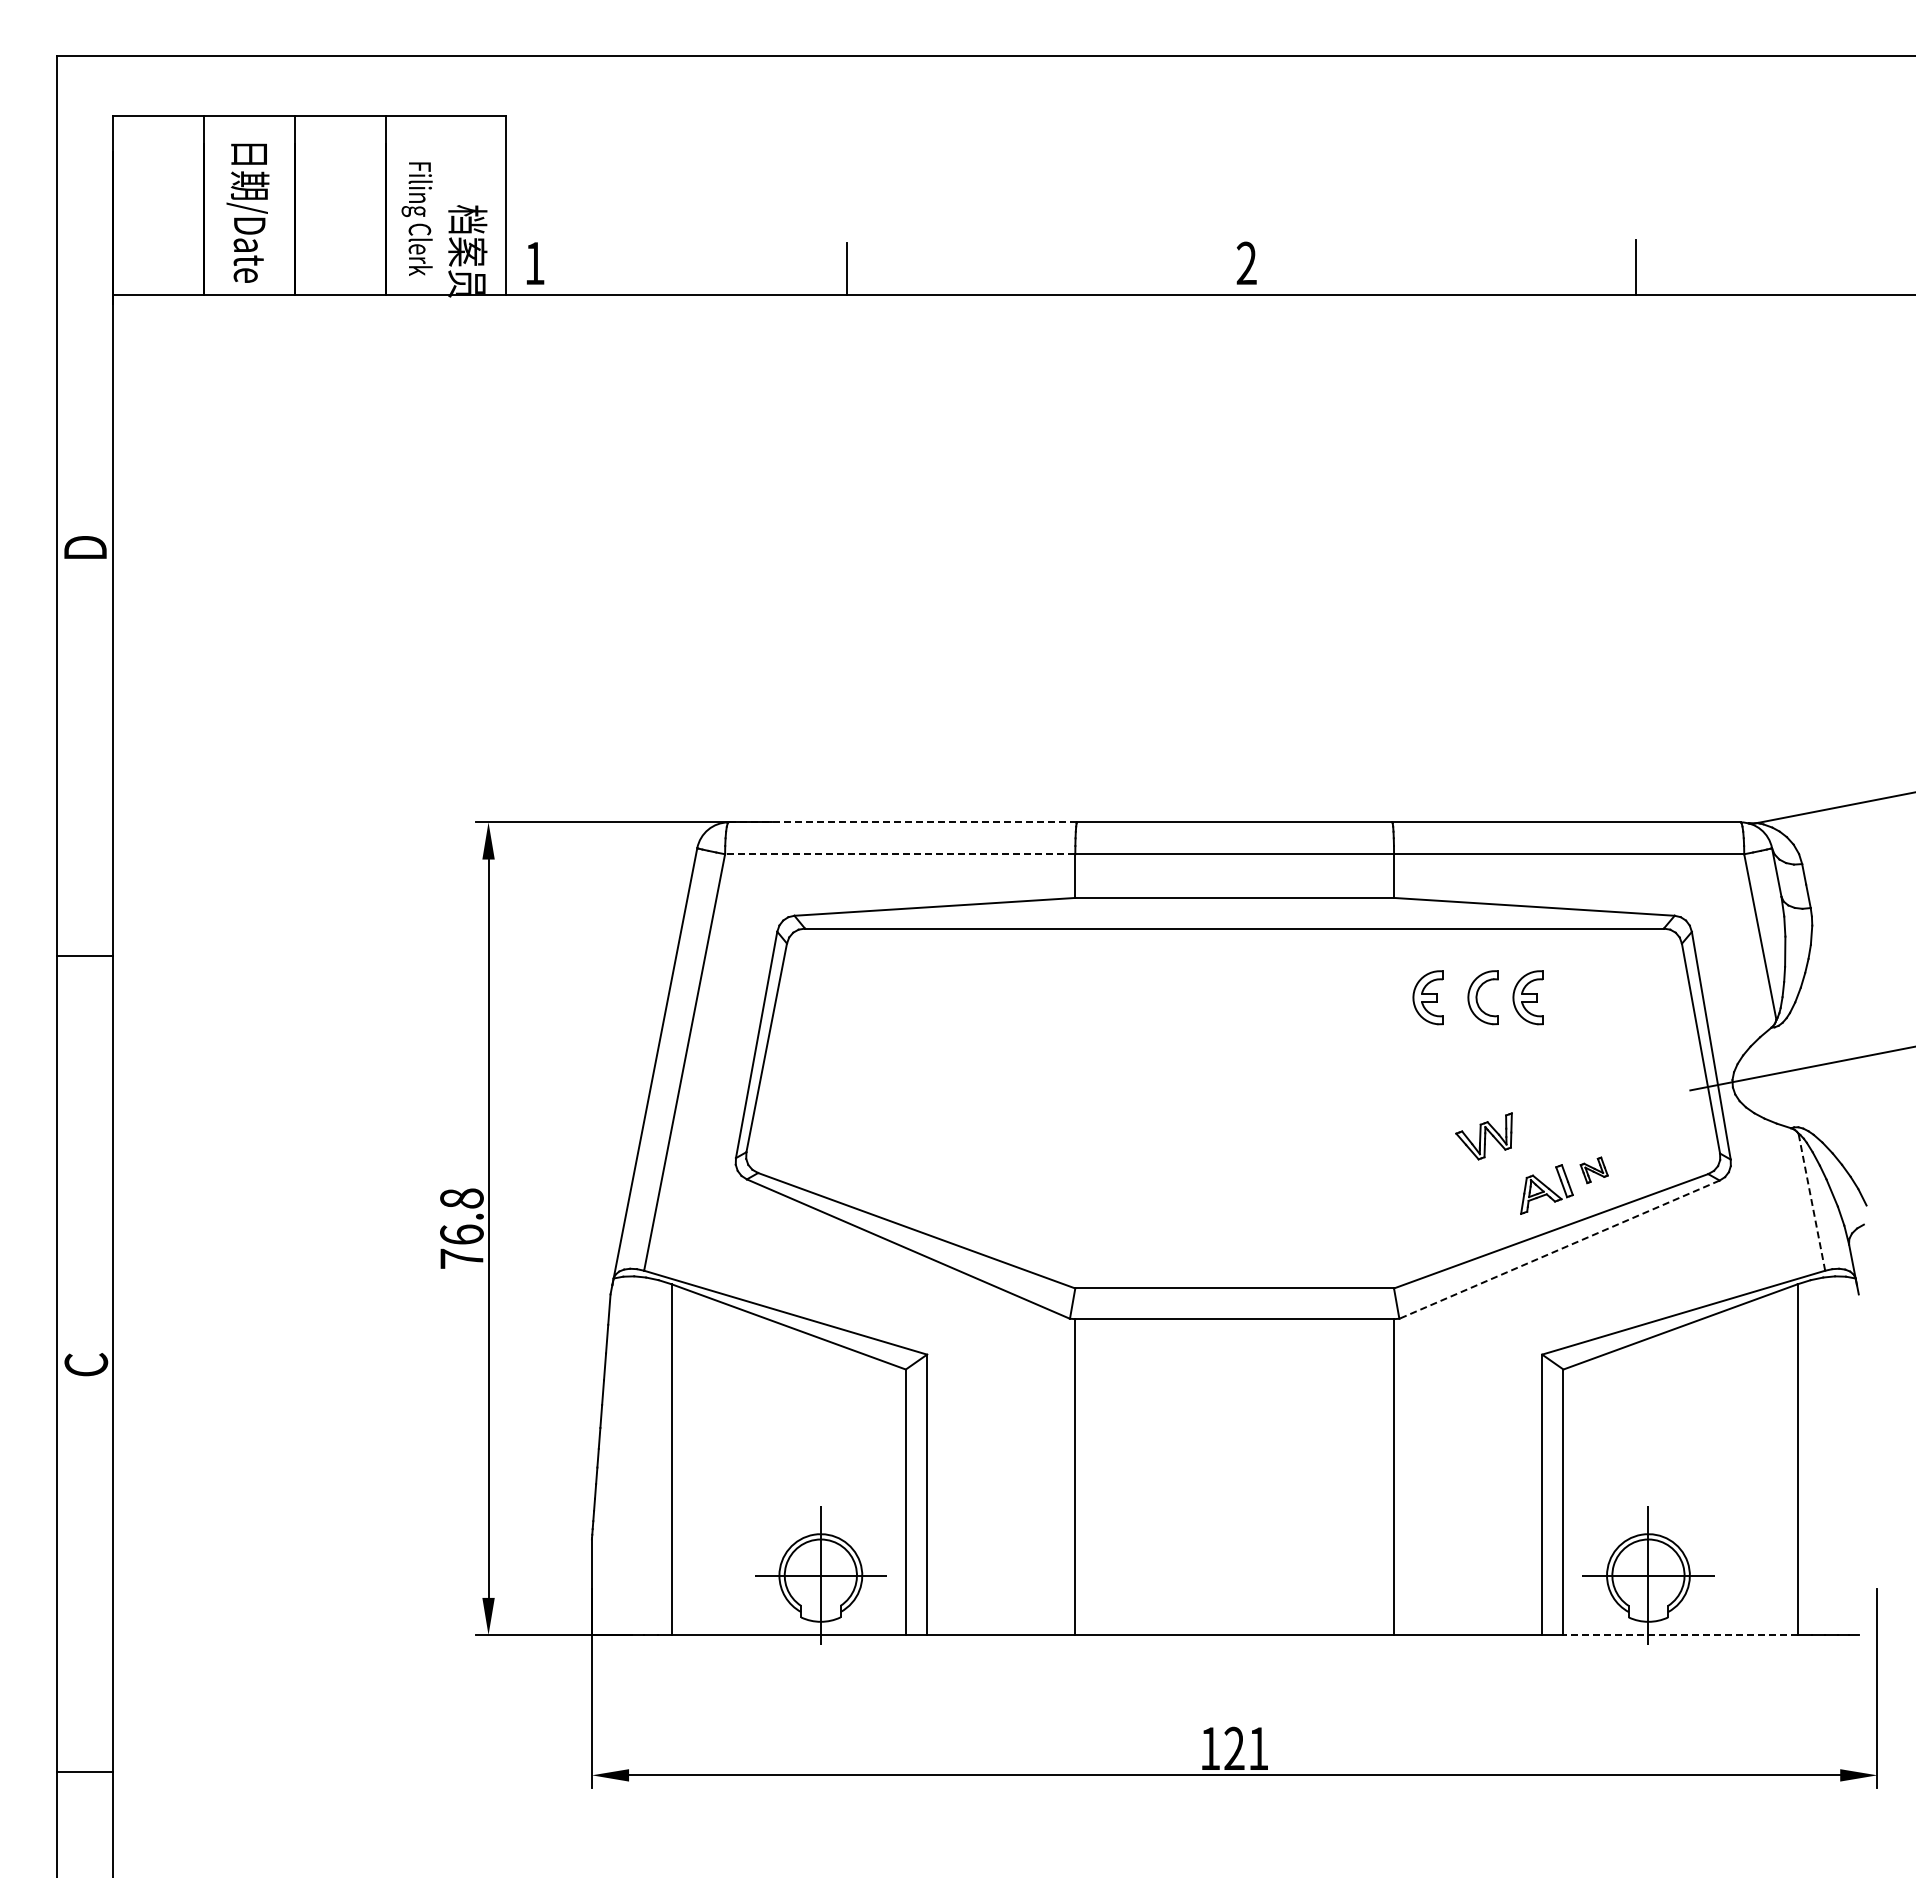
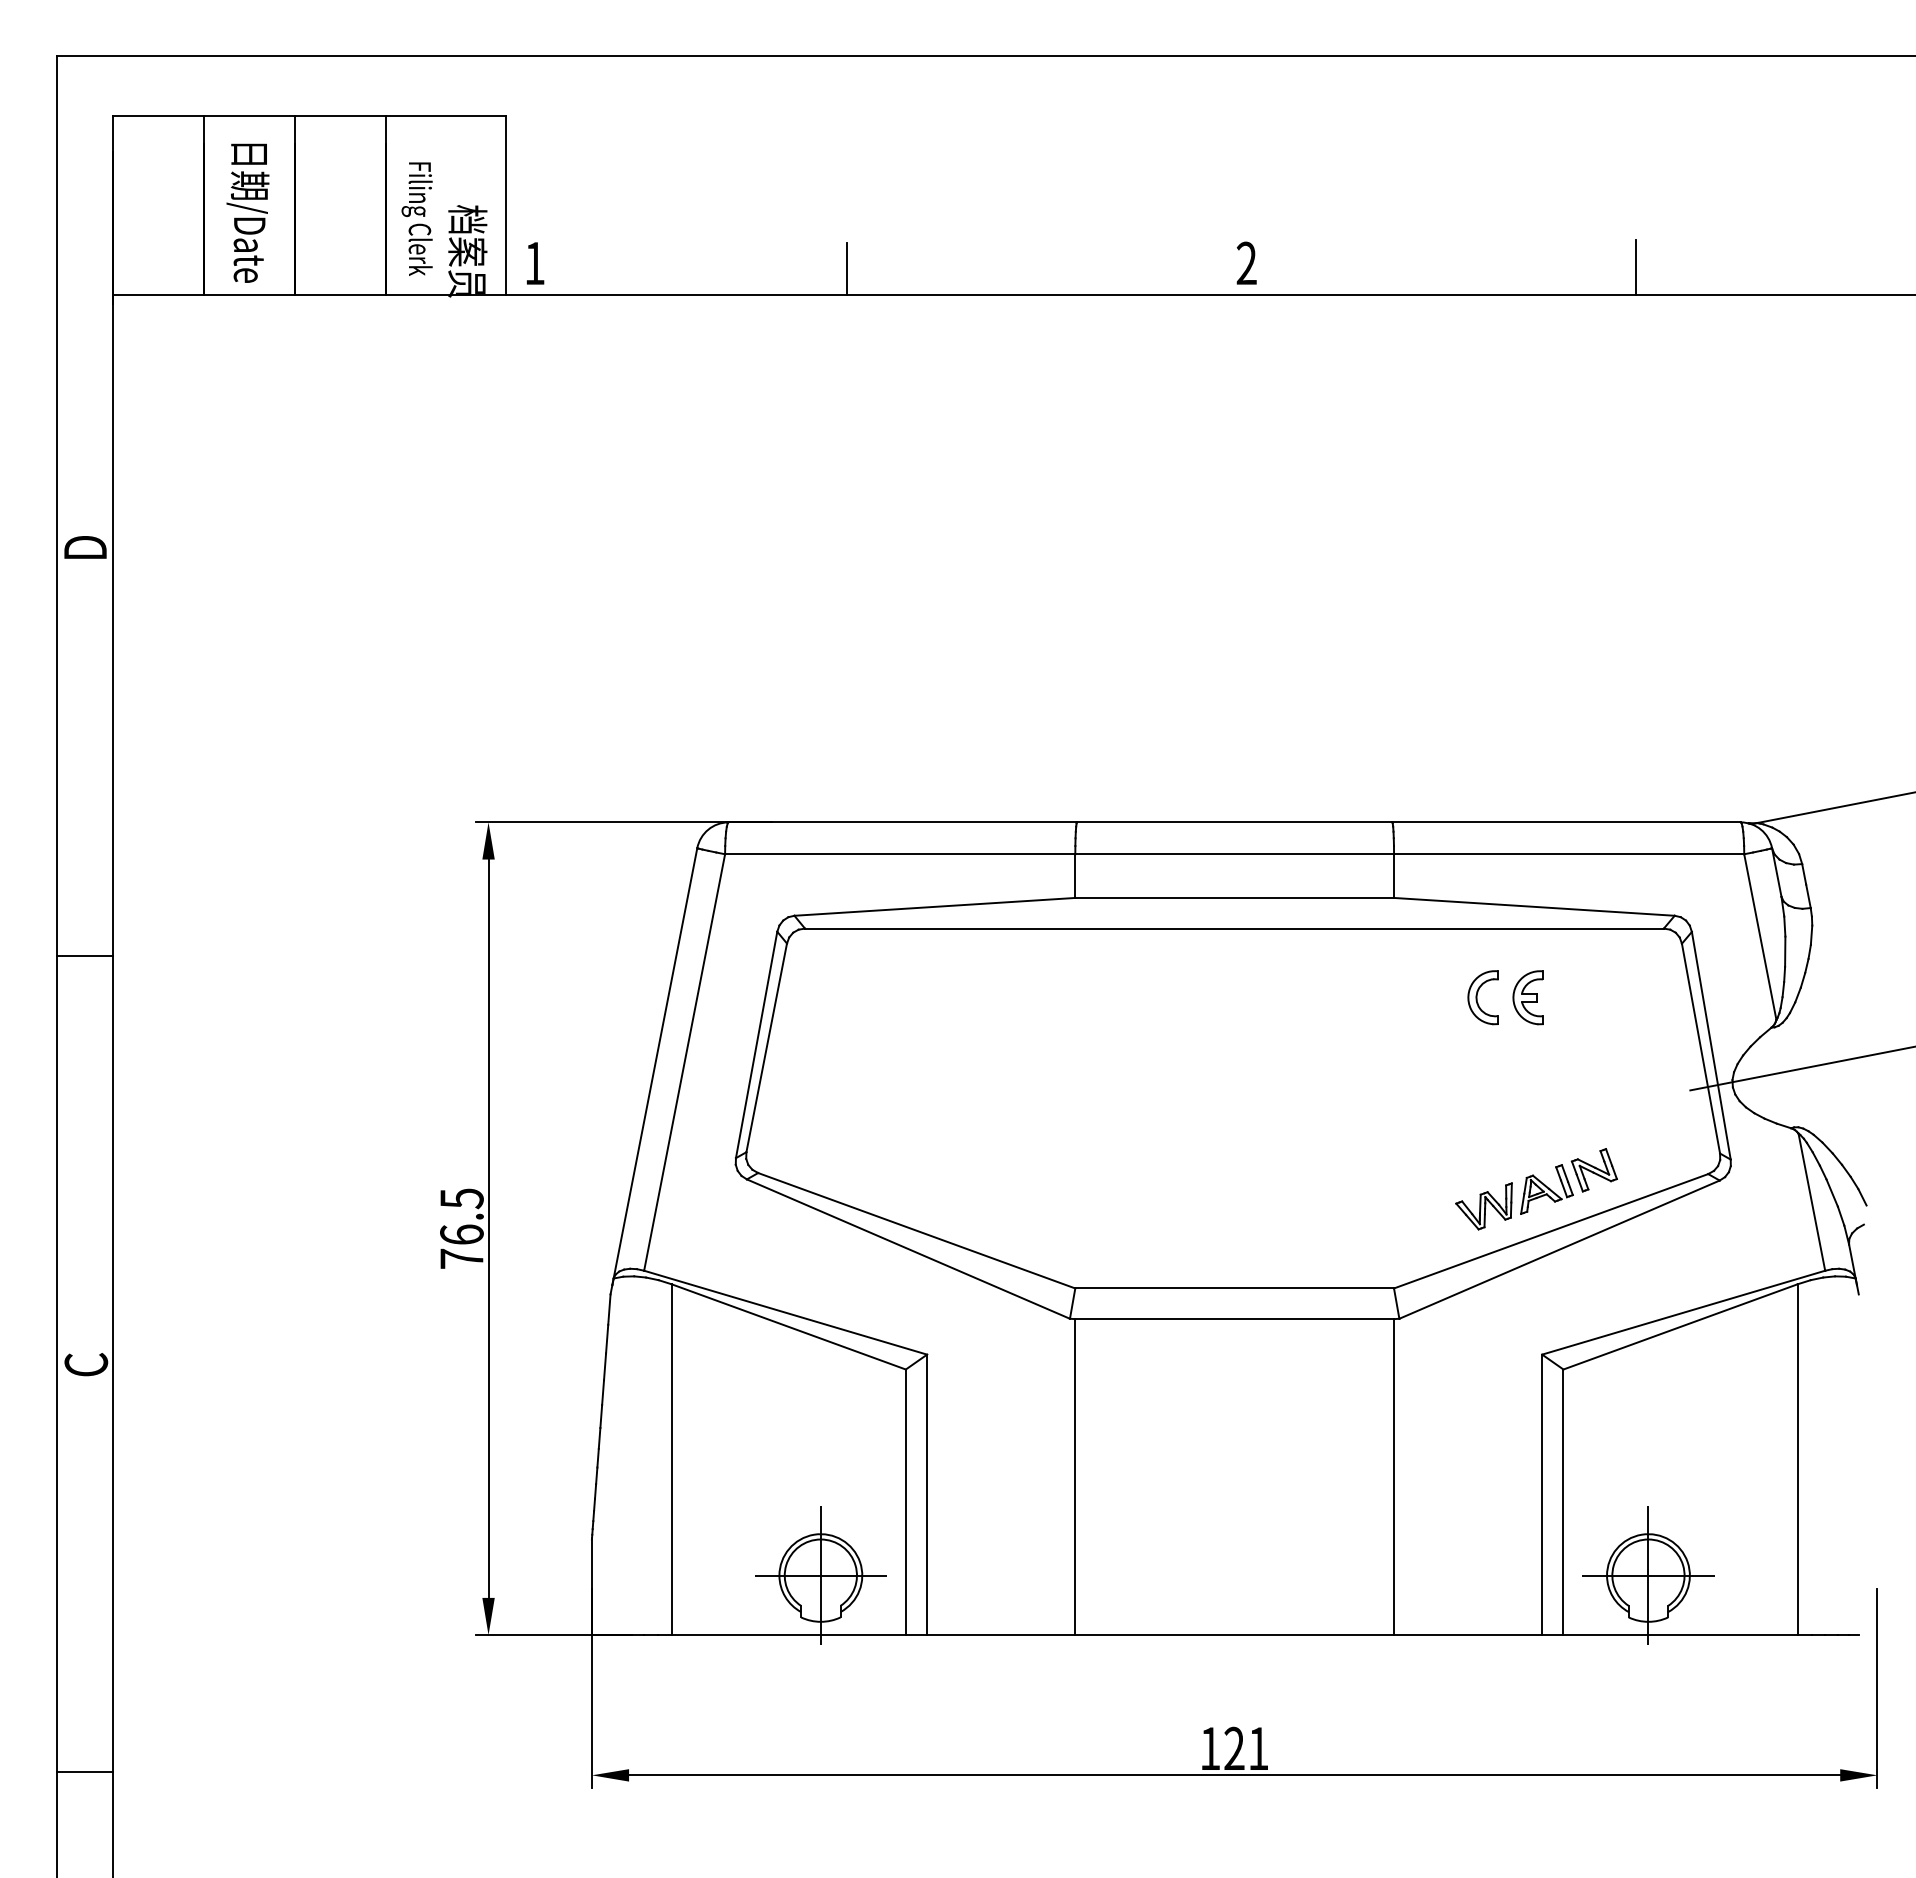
line: dashed -> solid (903, 822)
line: dashed -> solid (899, 854)
part: present -> none (1427, 997)
part position: (1483, 1136) -> (1483, 1206) (1483, 1206)
part size: 30x29 px -> 48x45 px (1593, 1170)
text: 76.8 -> 76.5 (461, 1198)
line: dashed -> solid (1811, 1202)
line: dashed -> solid (1559, 1249)
line: dashed -> solid (1680, 1635)
